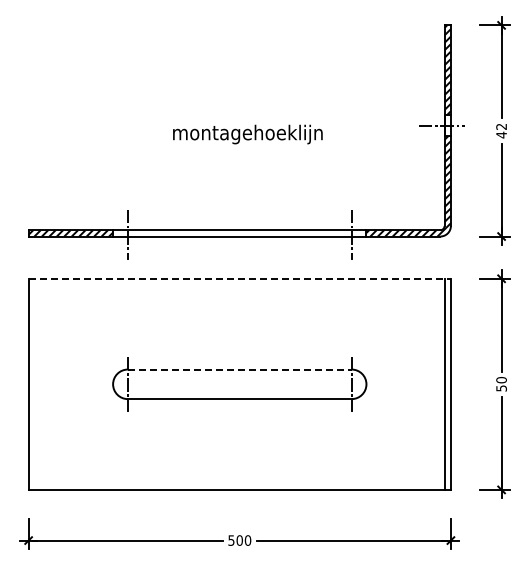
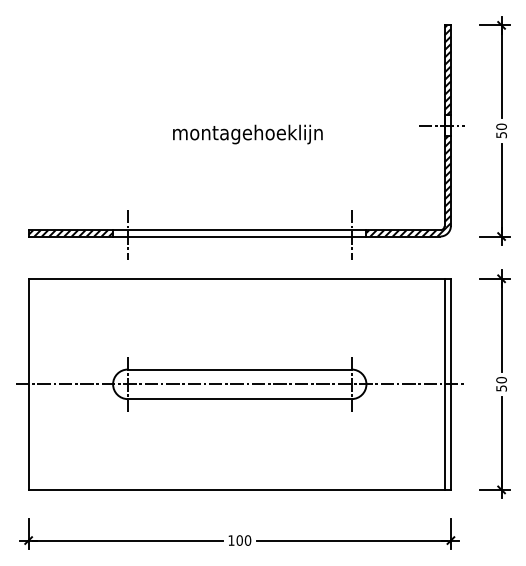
text: 42 -> 50 (501, 130)
line: dashed -> solid (240, 278)
line: dashed -> solid (239, 369)
line: none -> present (239, 384)
text: 500 -> 100 (231, 540)
